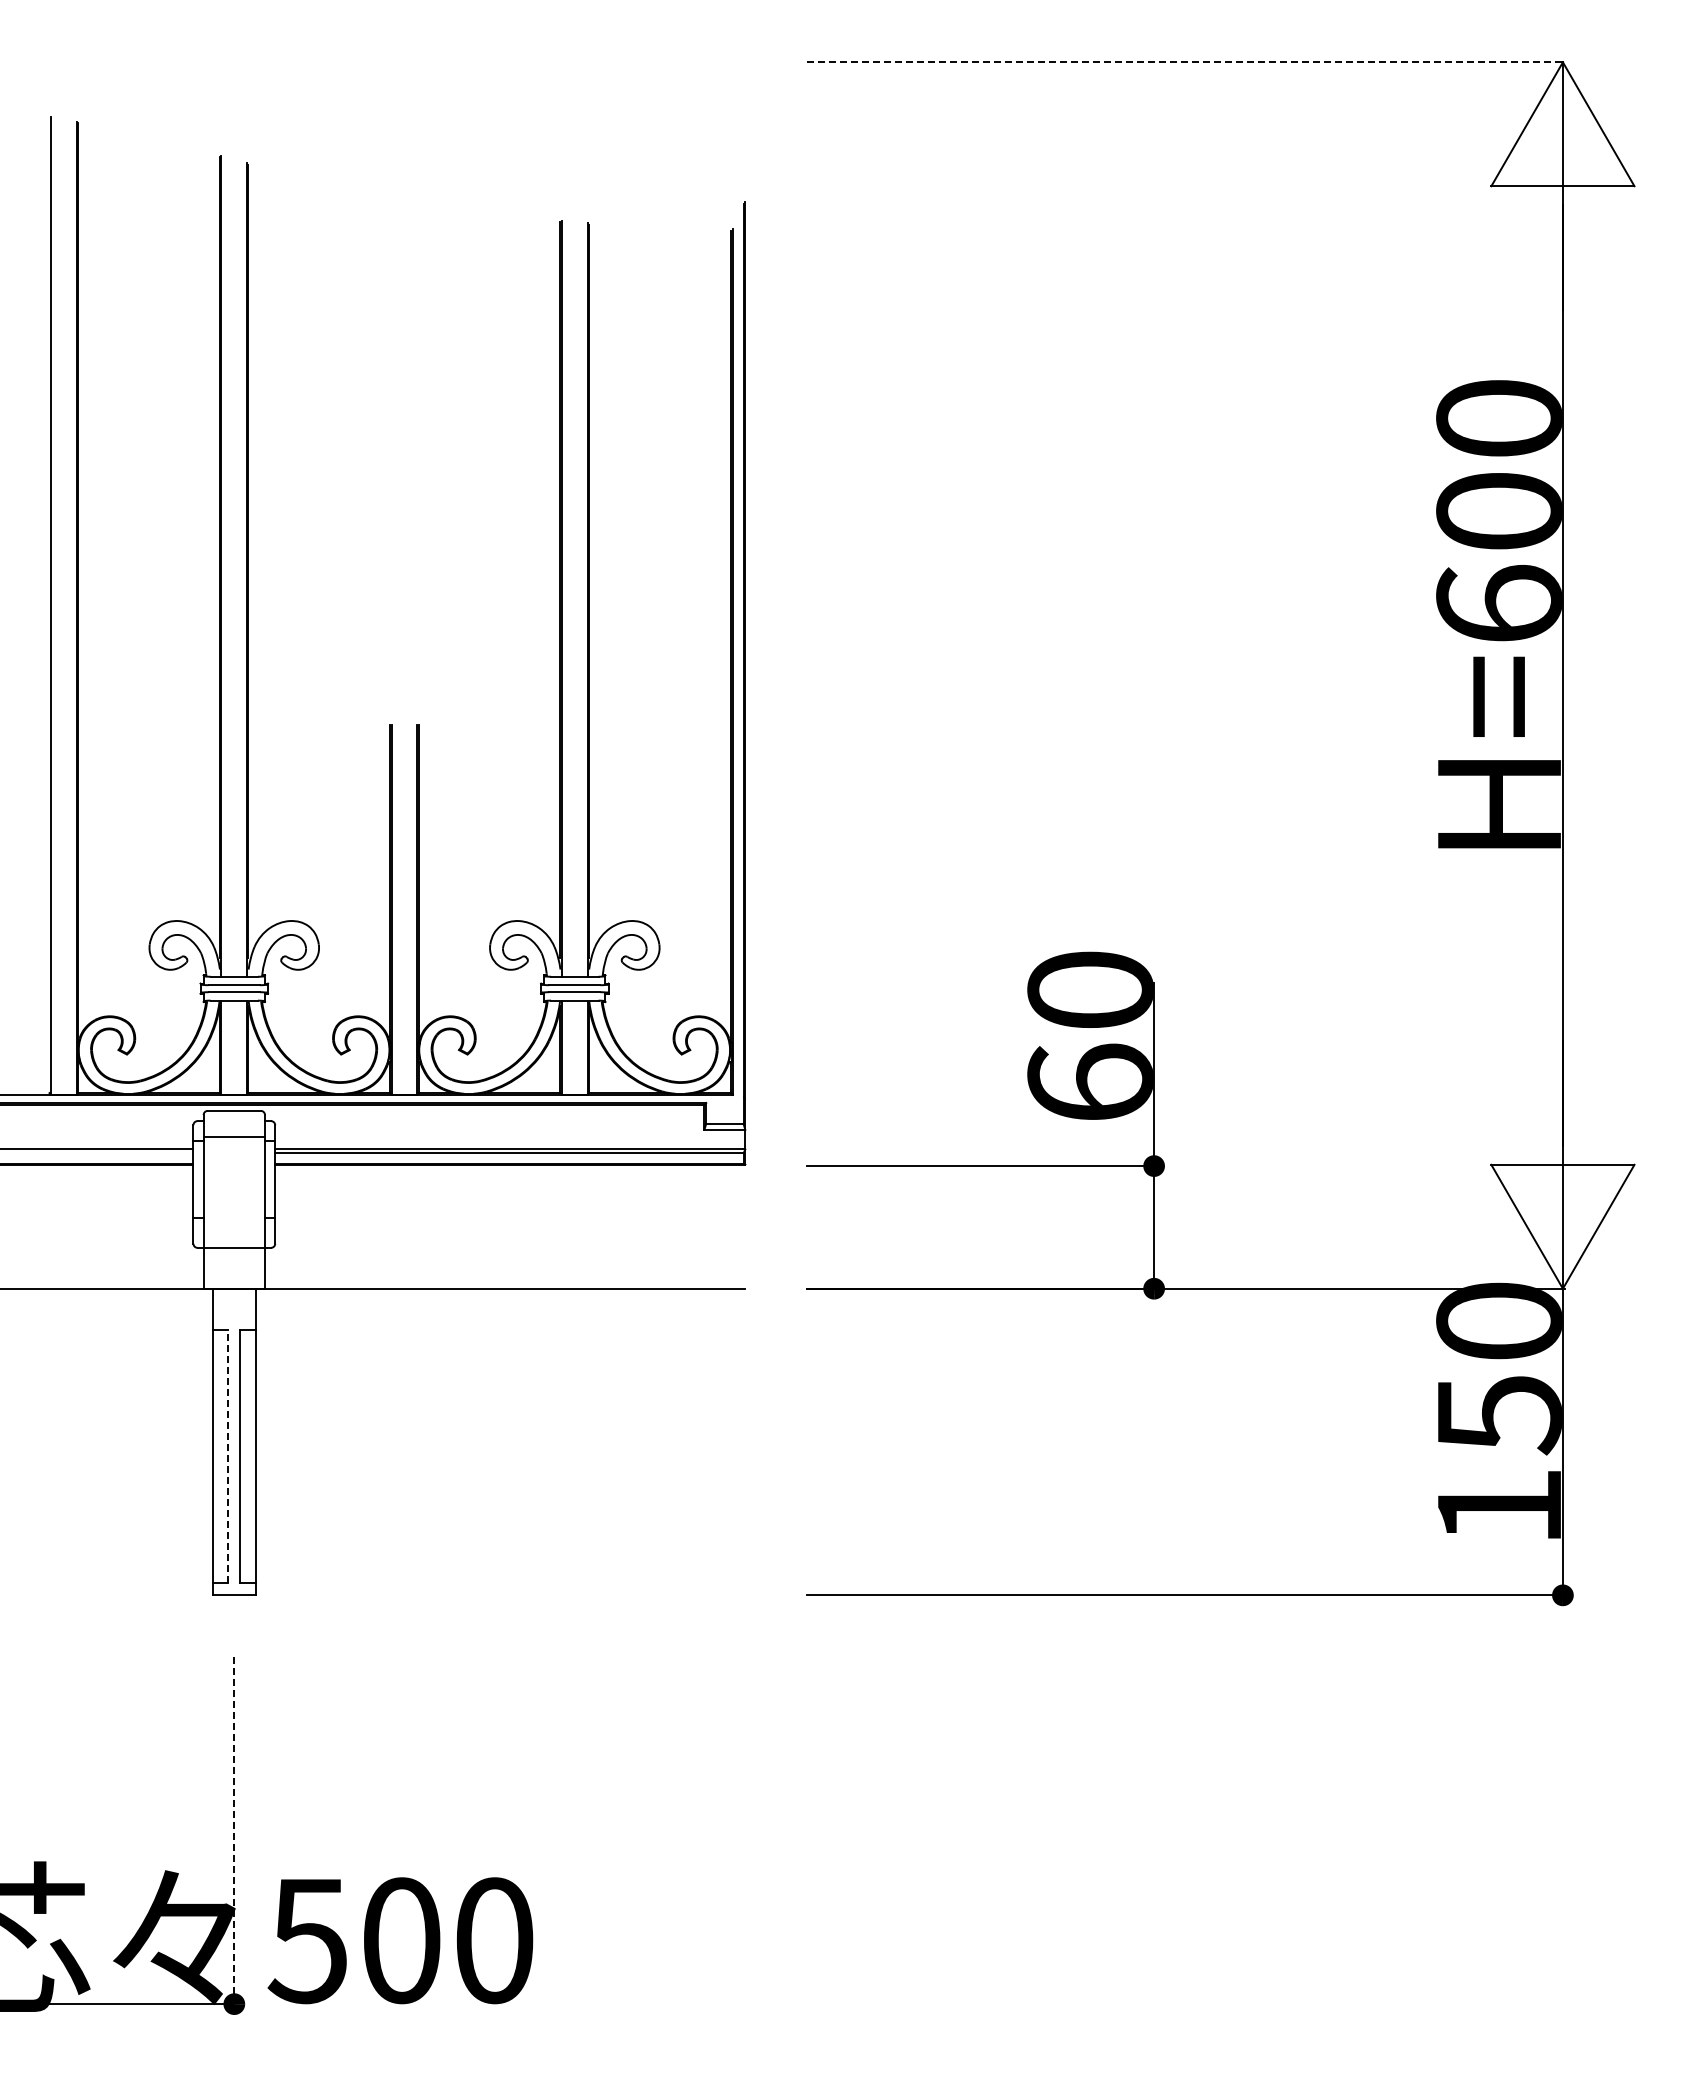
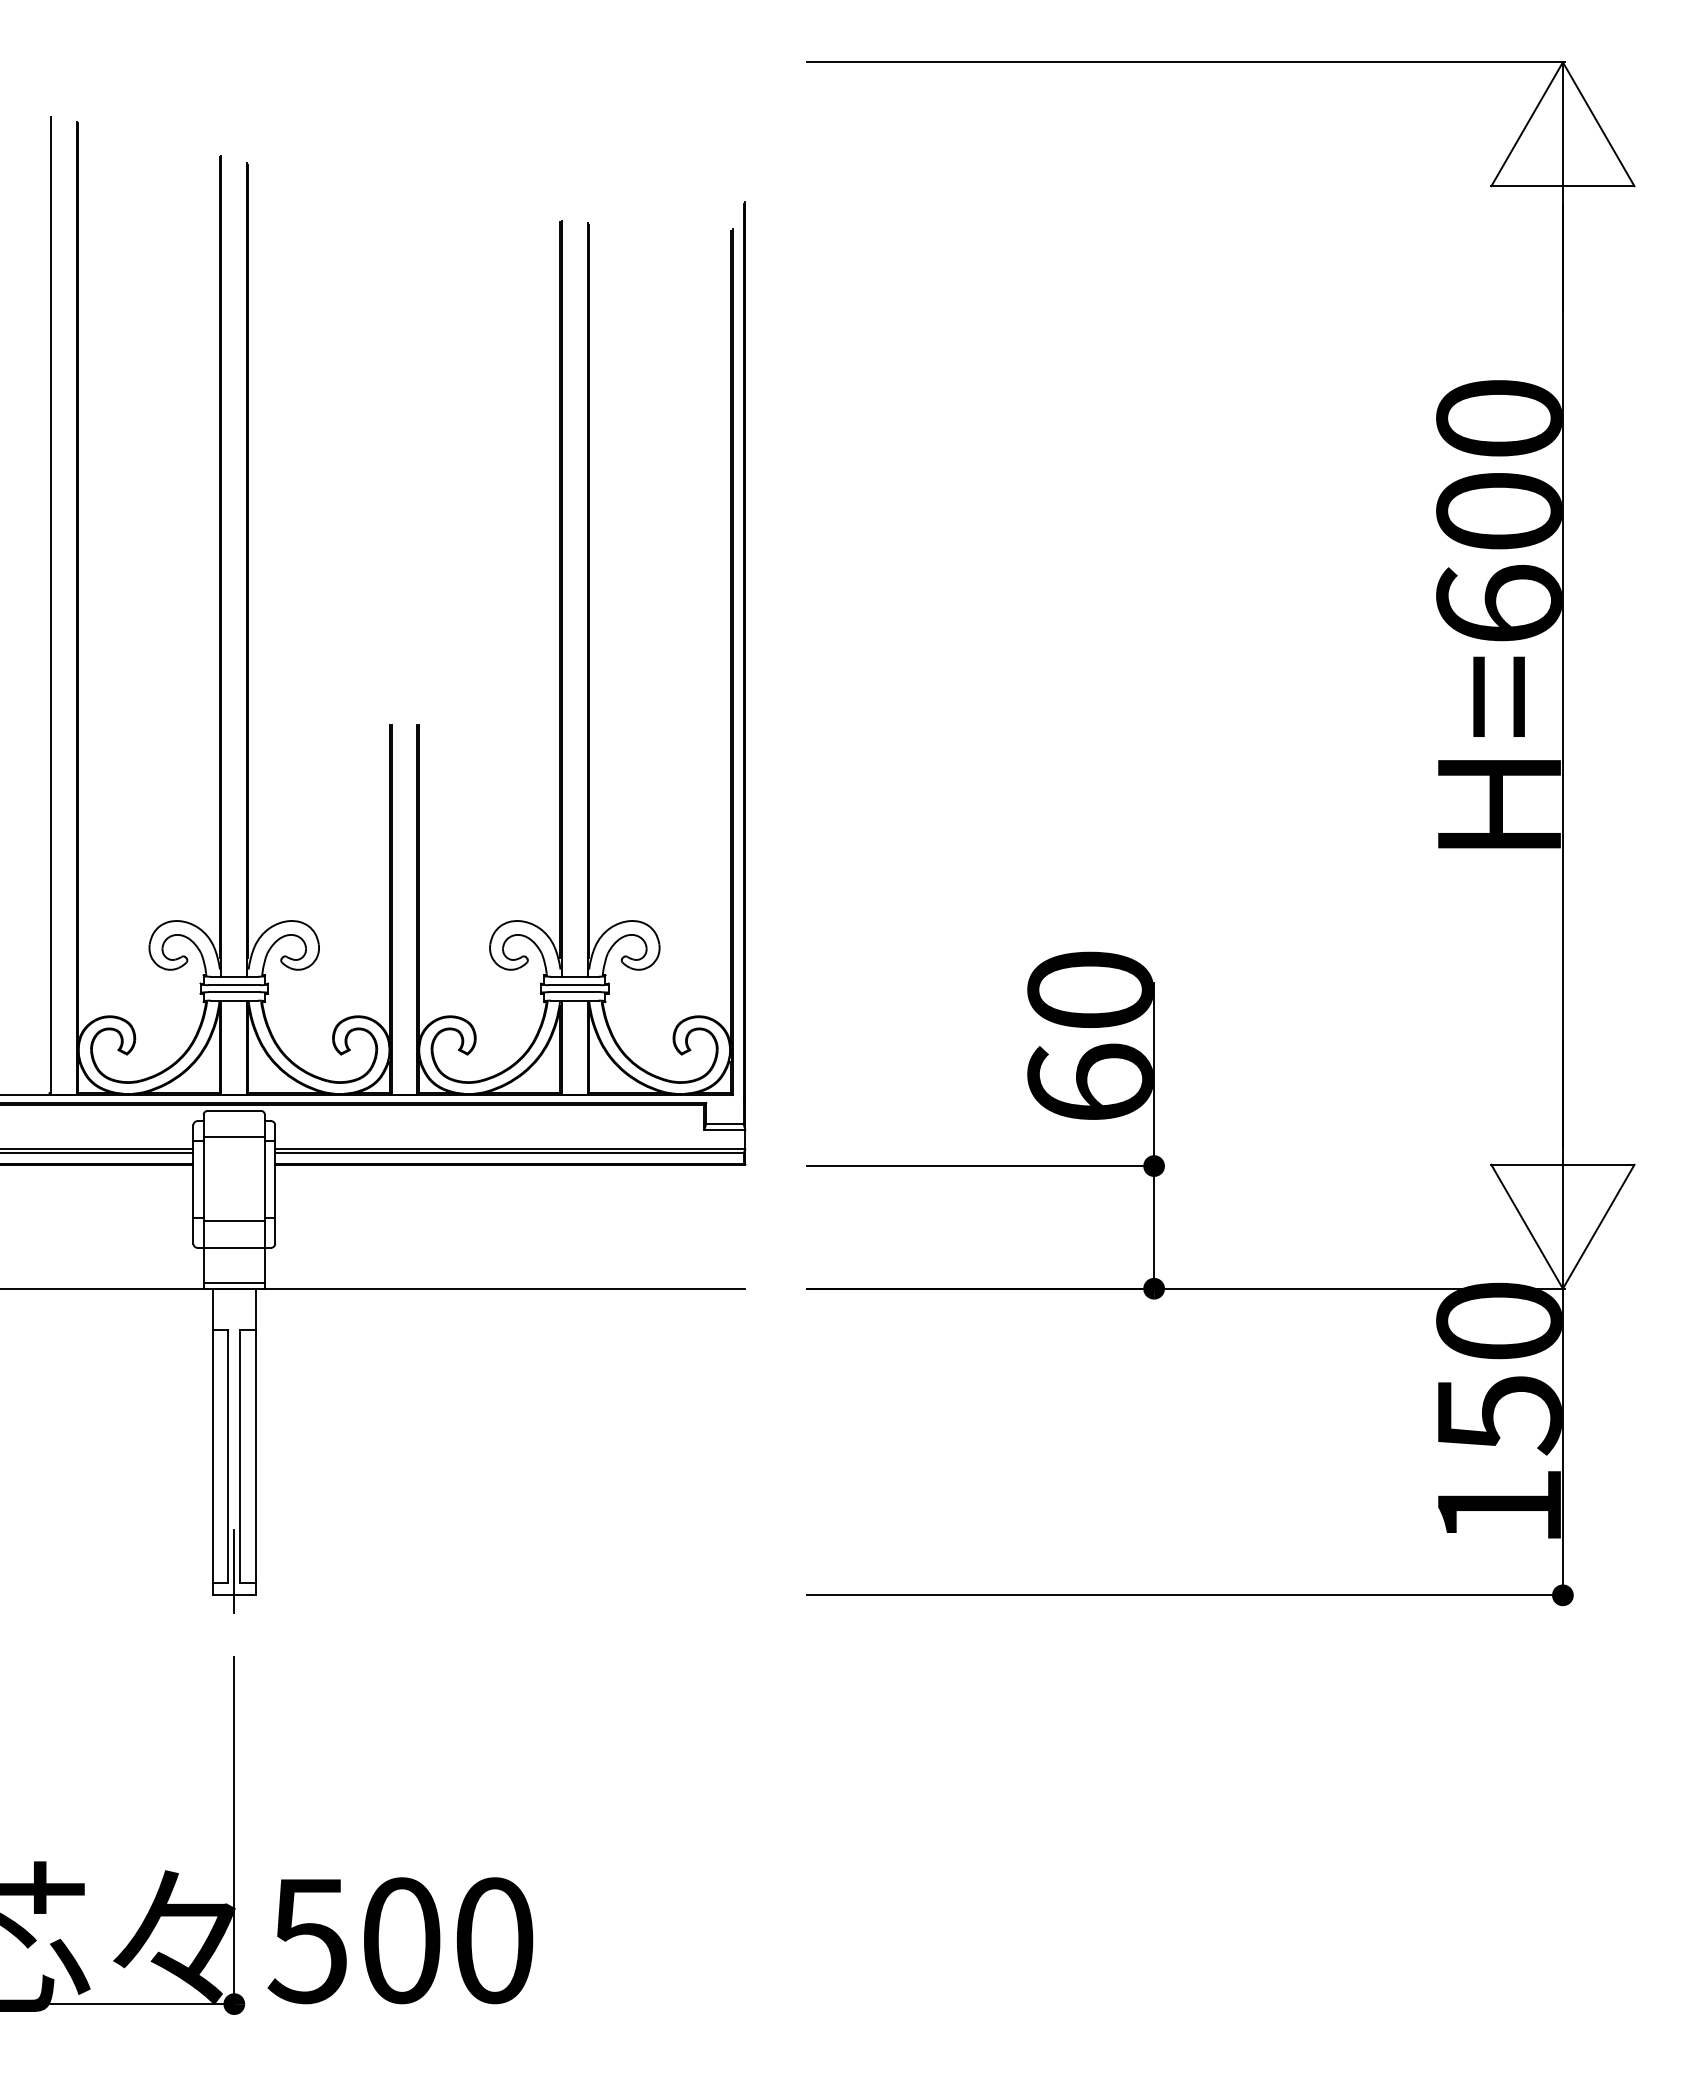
line: dashed -> solid (1186, 62)
line: none -> present (97, 1152)
line: none -> present (233, 1221)
line: none -> present (233, 1282)
line: dashed -> solid (228, 1456)
line: none -> present (234, 1571)
line: dashed -> solid (234, 1831)
